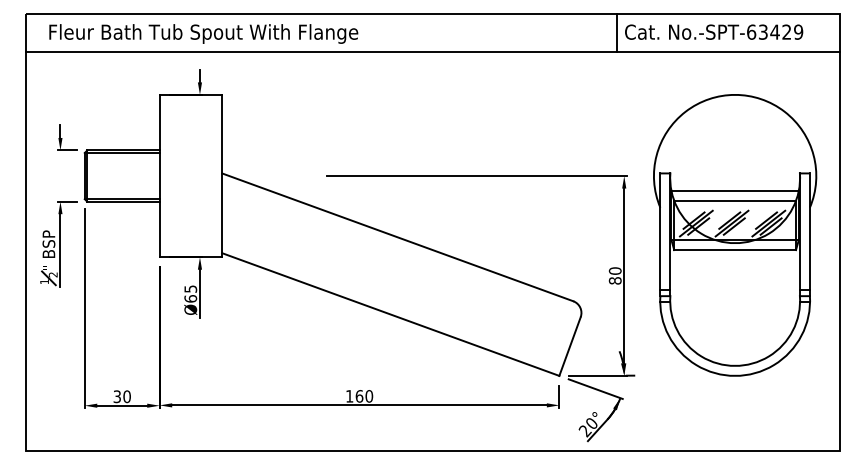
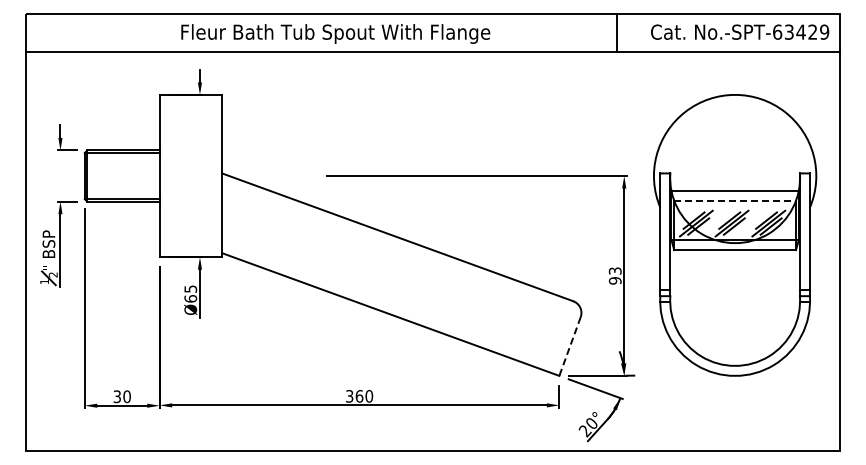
text position: (714, 31) -> (740, 31) (740, 31)
text position: (203, 33) -> (335, 33) (335, 33)
line: solid -> dashed (735, 200)
text: 80 -> 93 (615, 275)
line: solid -> dashed (569, 347)
text: 160 -> 360 (349, 396)
